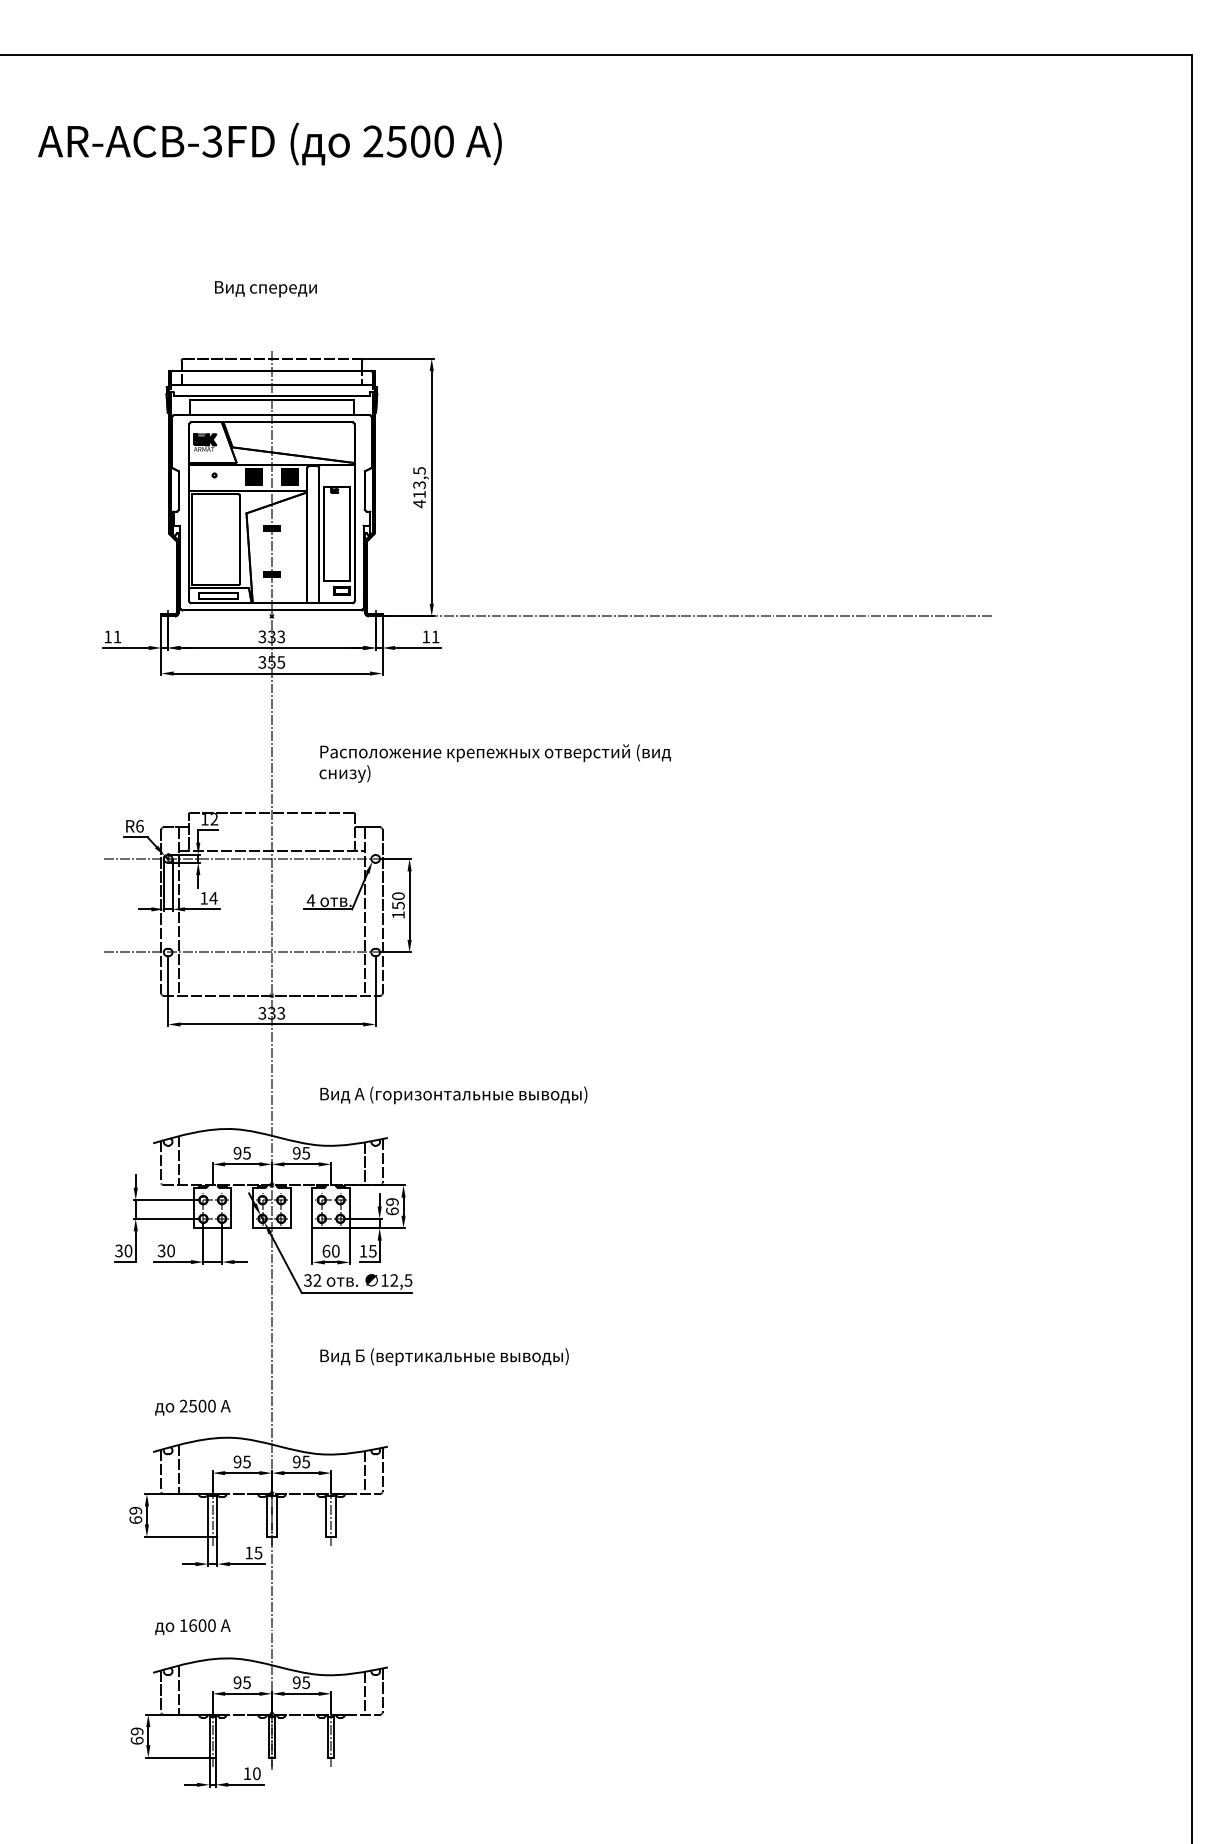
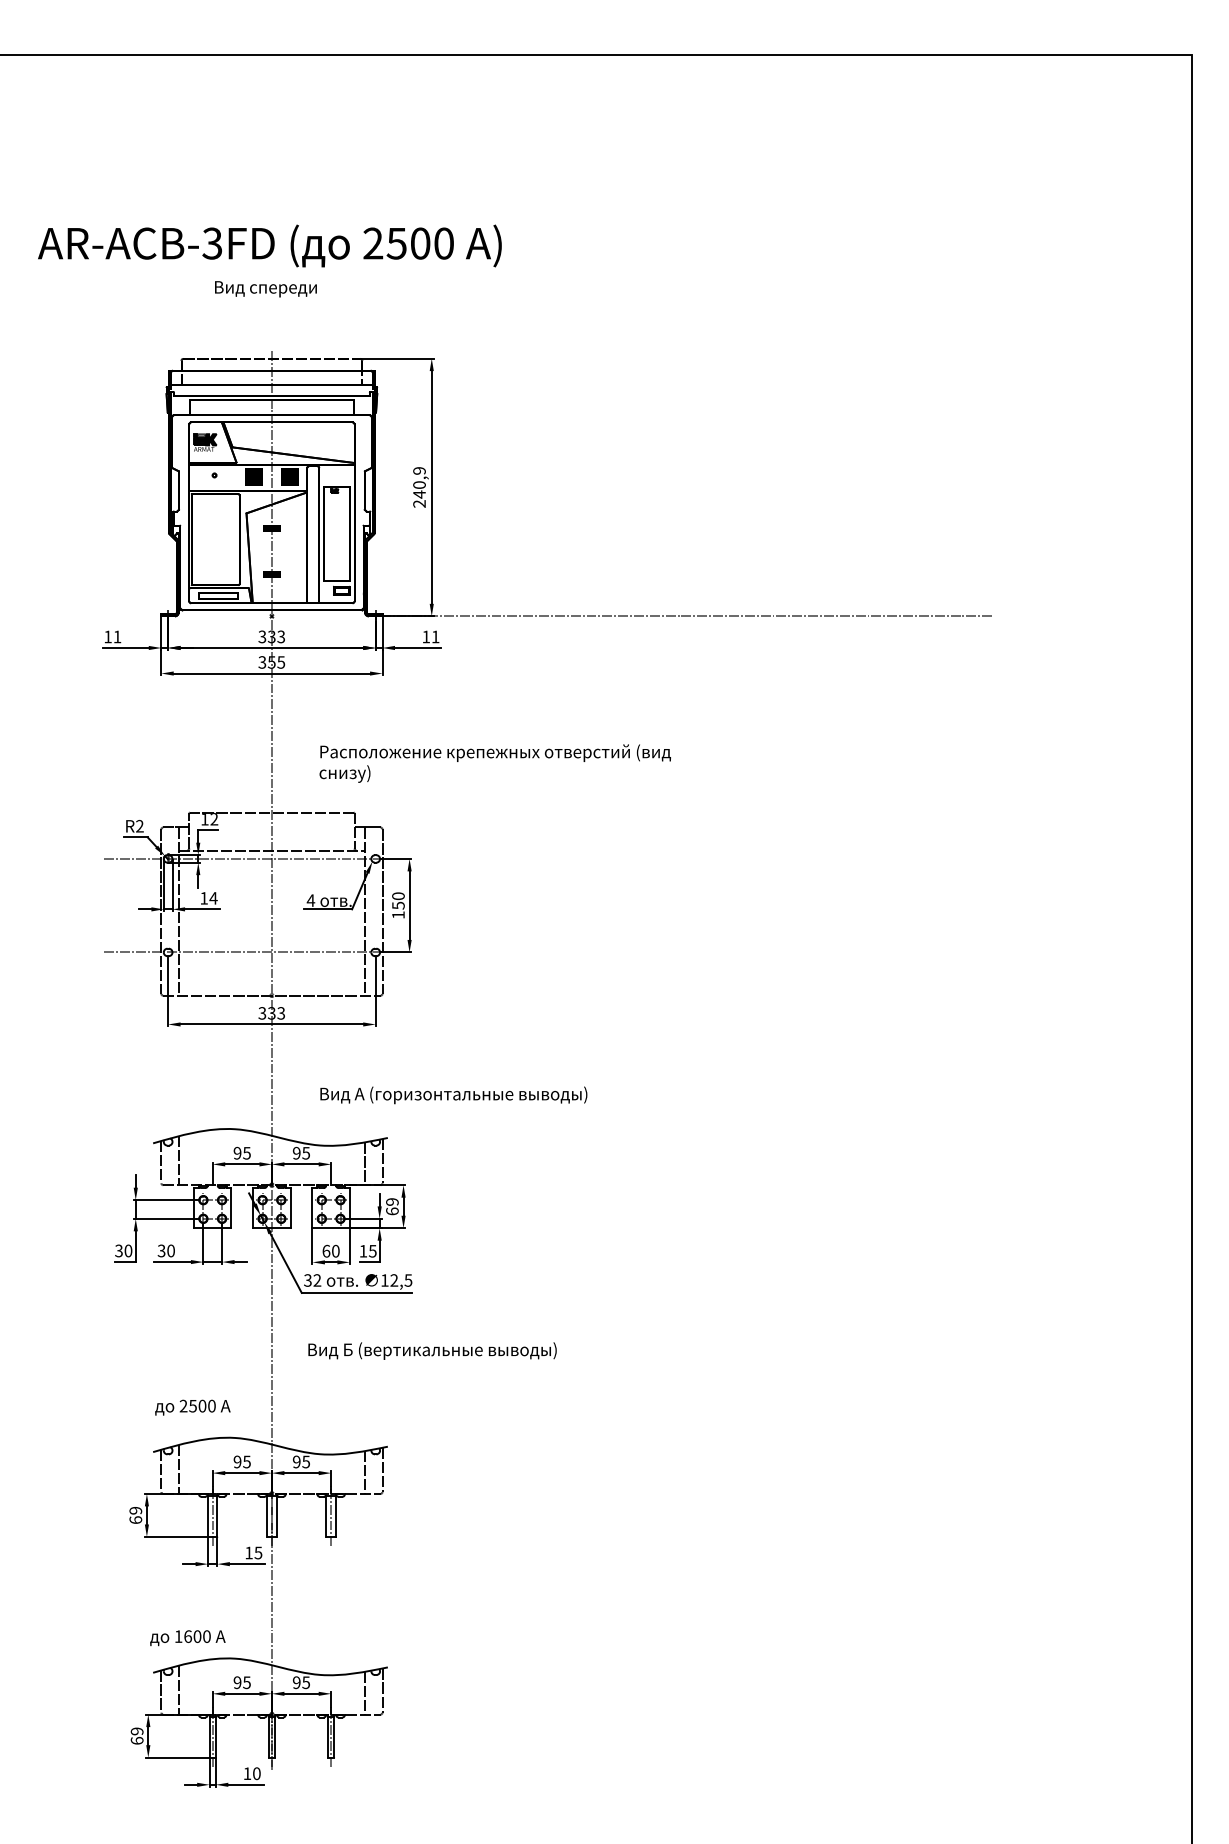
text position: (269, 143) -> (269, 245) (269, 245)
text: 413,5 -> 240,9 (419, 487)
text: R6 -> R2 (139, 826)
text position: (444, 1356) -> (432, 1350) (432, 1350)
text position: (192, 1627) -> (187, 1638) (187, 1638)
